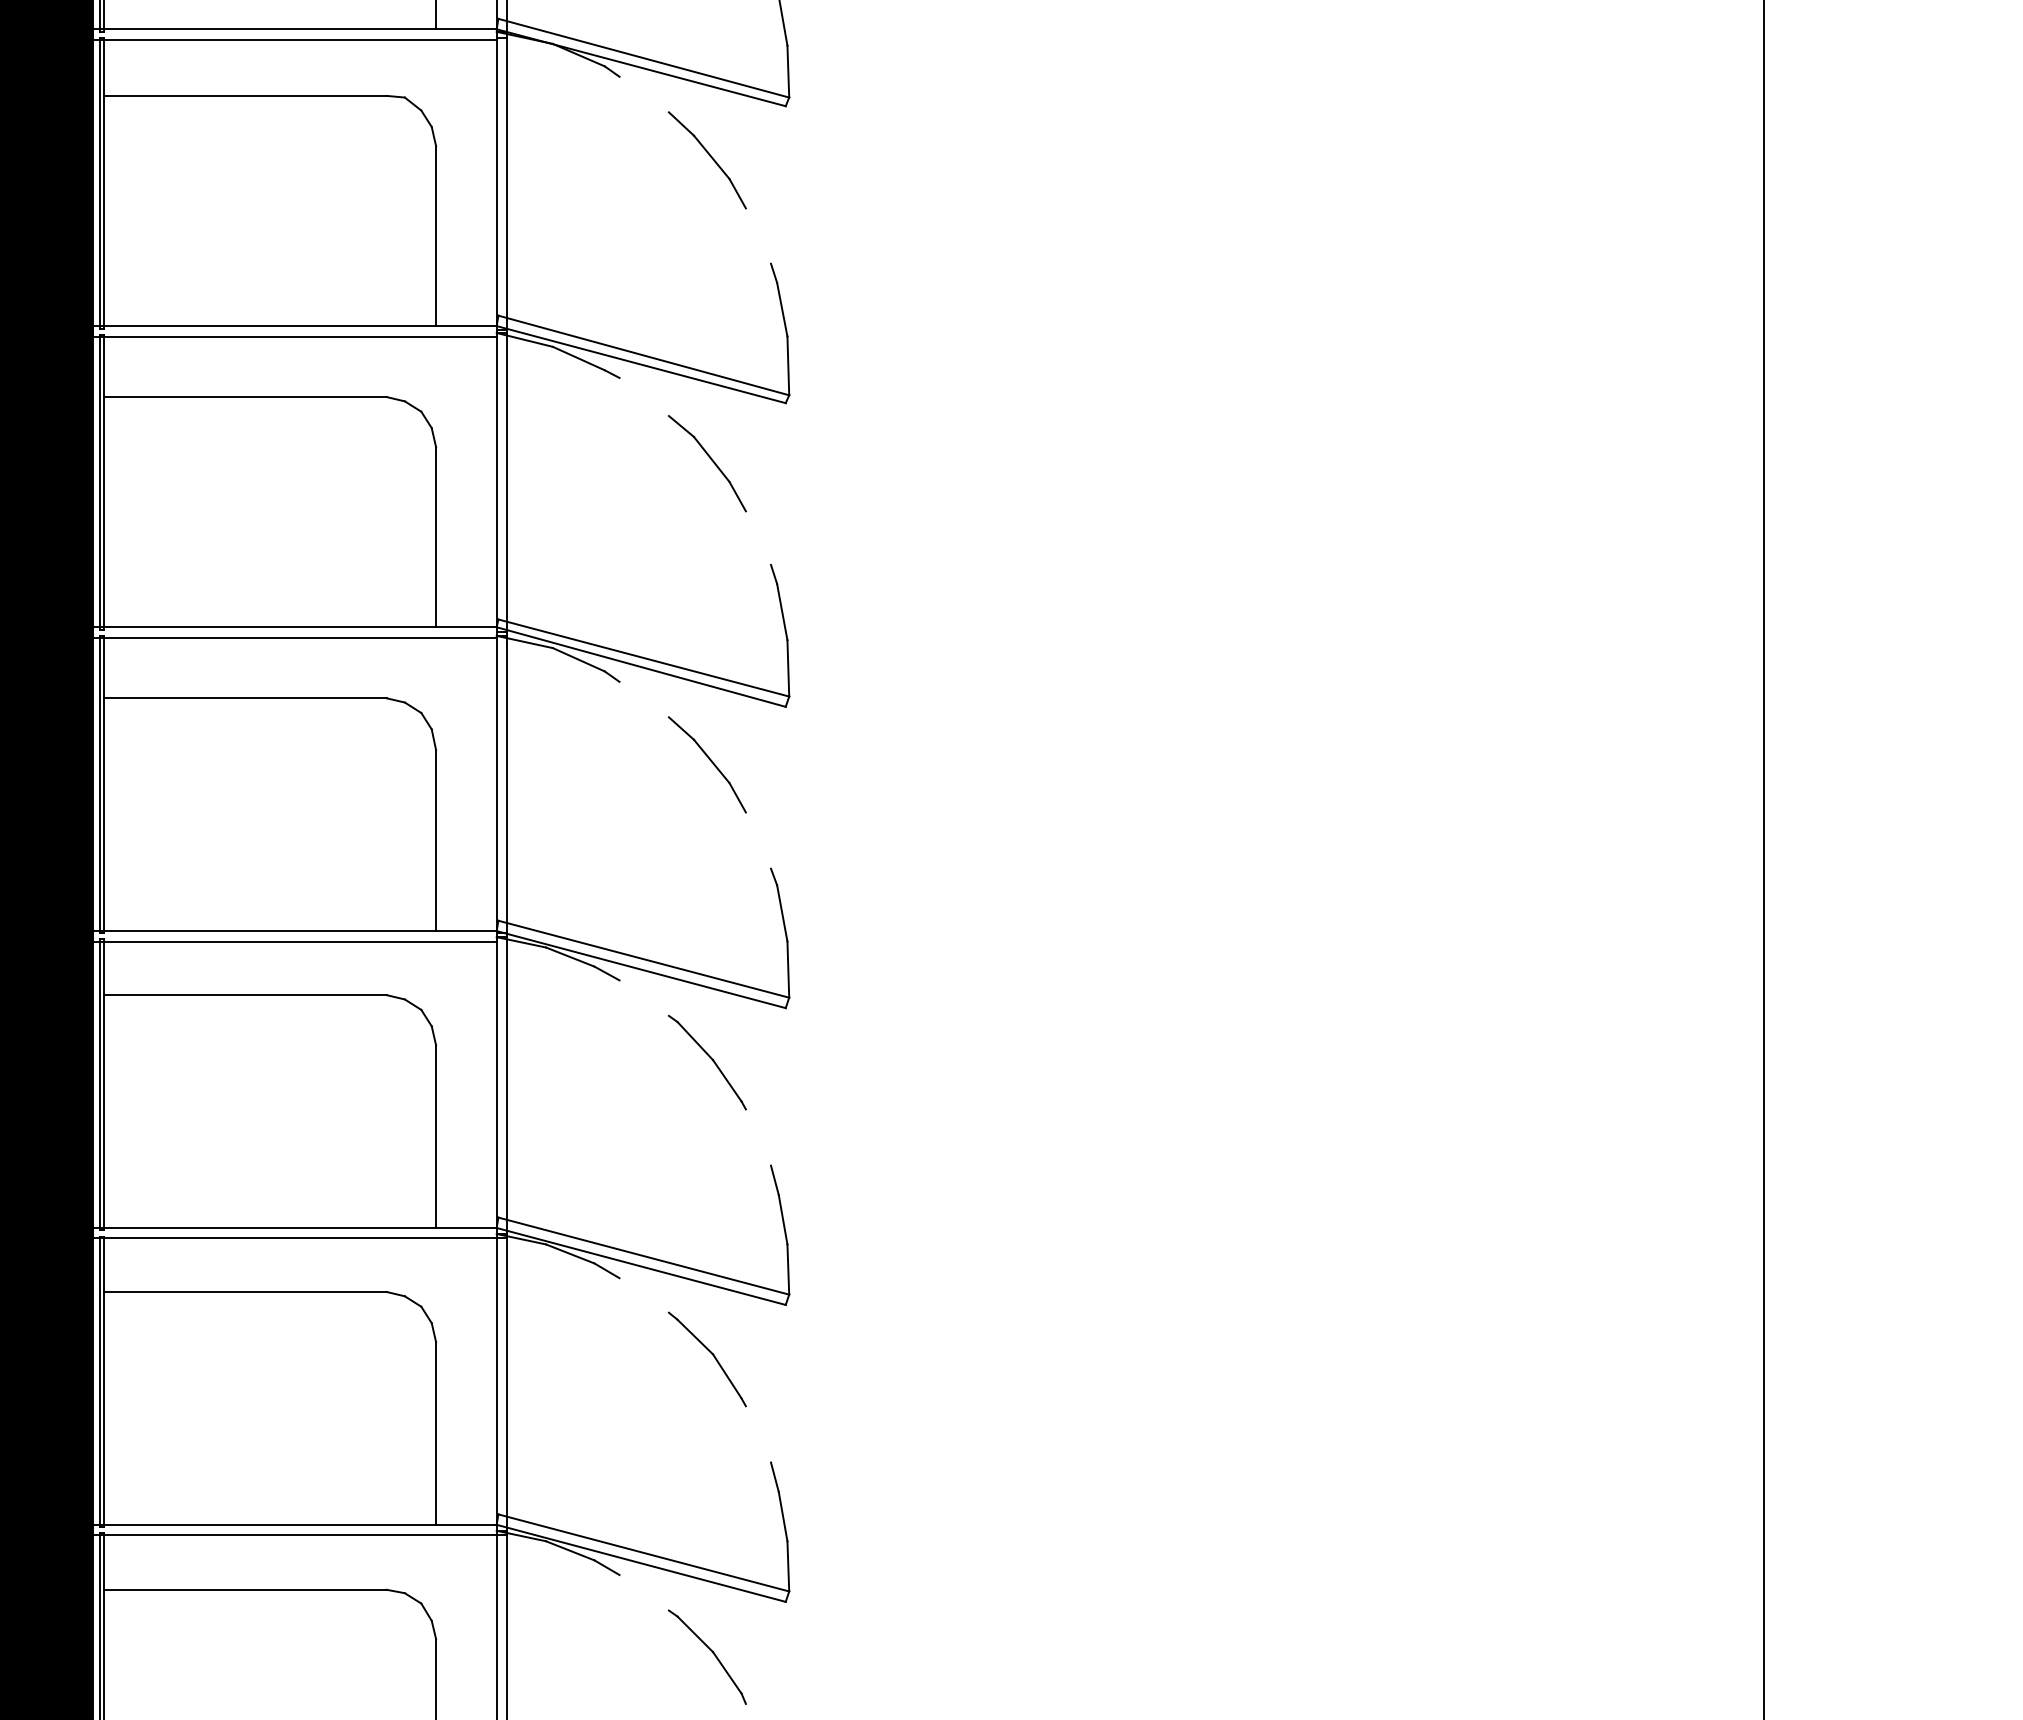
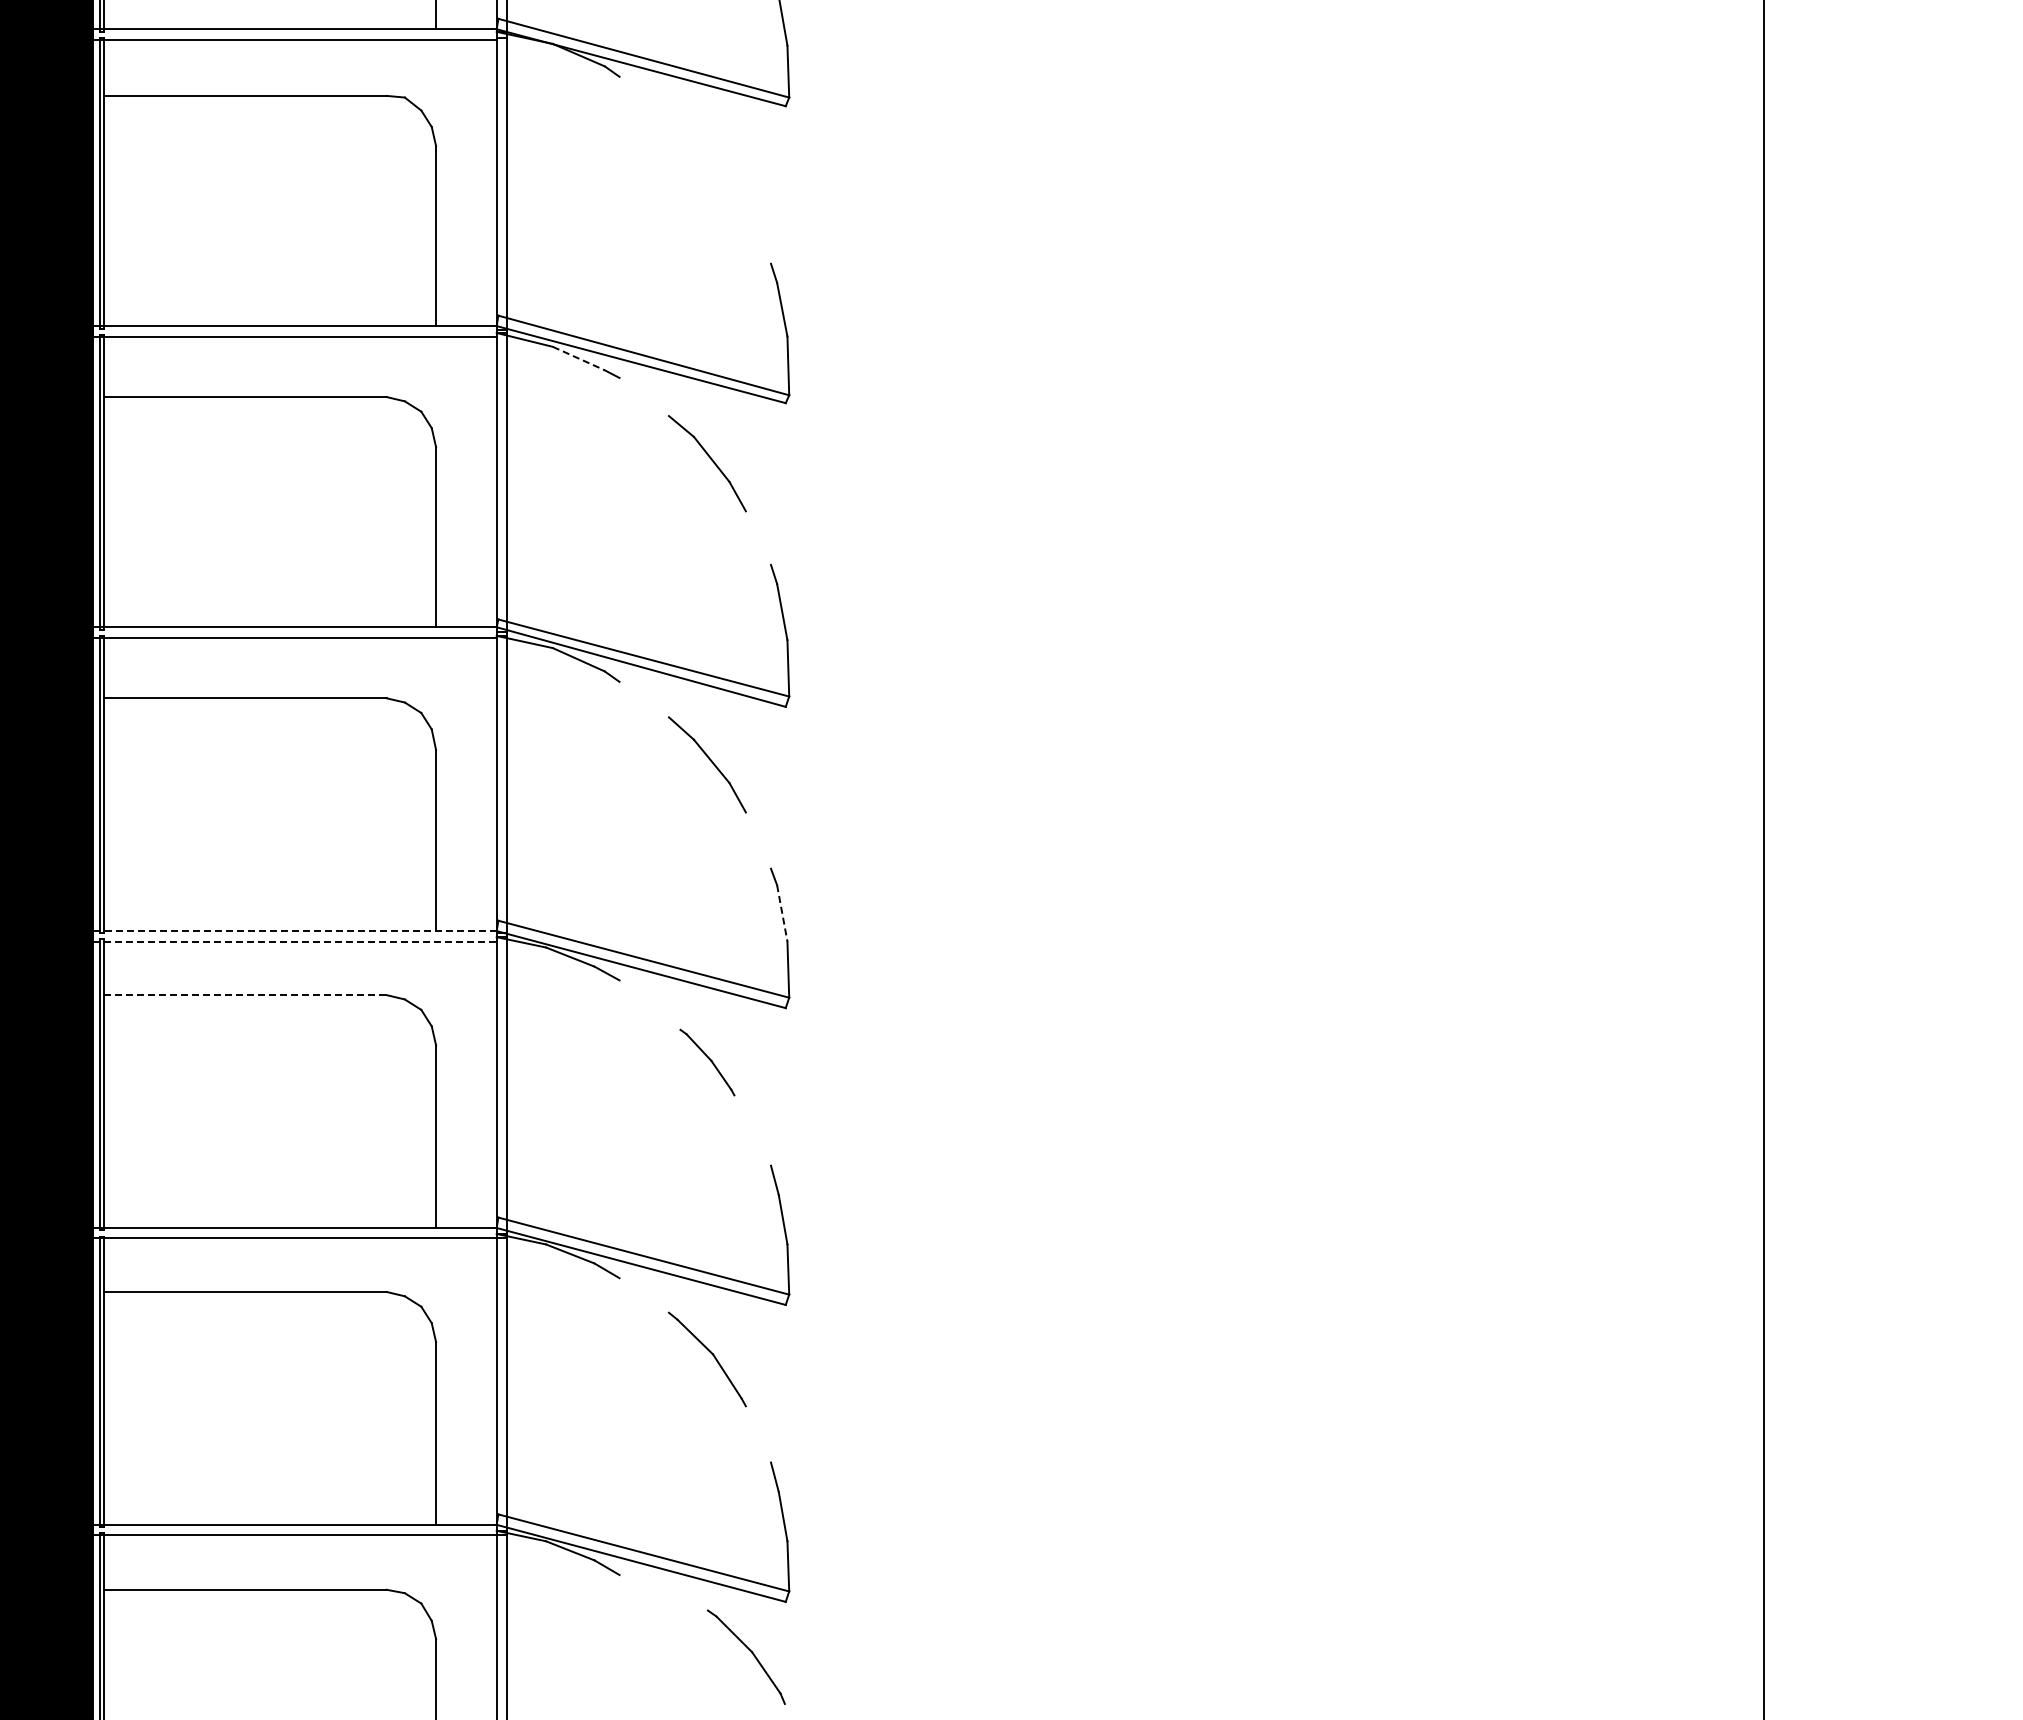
part: present -> none (706, 160)
line: solid -> dashed (579, 358)
line: solid -> dashed (782, 913)
line: solid -> dashed (295, 931)
line: solid -> dashed (295, 941)
line: solid -> dashed (245, 995)
part size: 79x97 px -> 57x69 px (707, 1062)
part position: (712, 1653) -> (751, 1653) (751, 1653)
